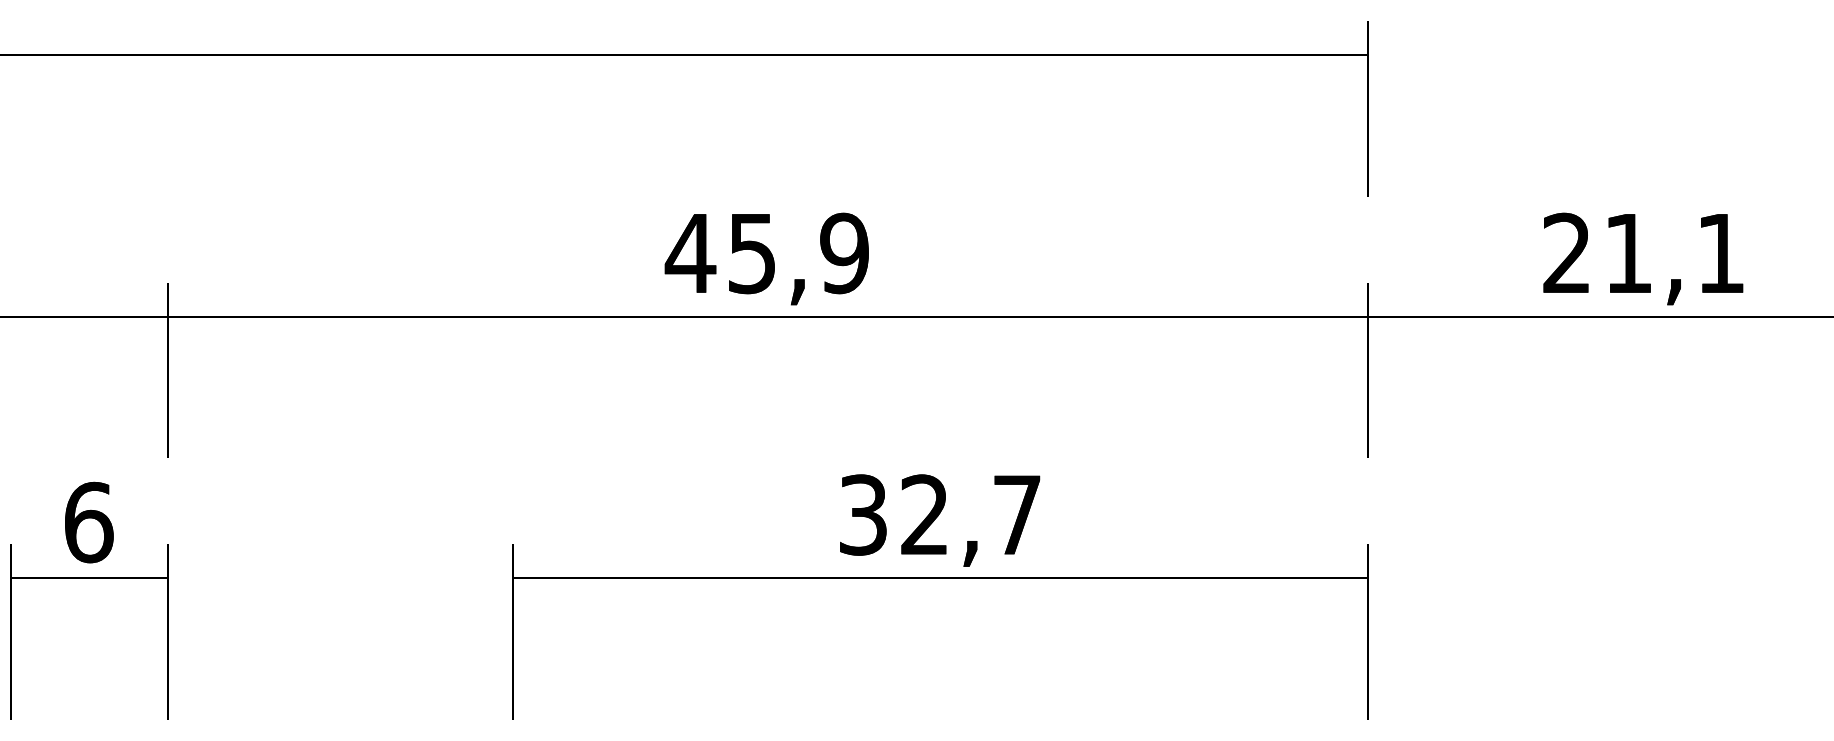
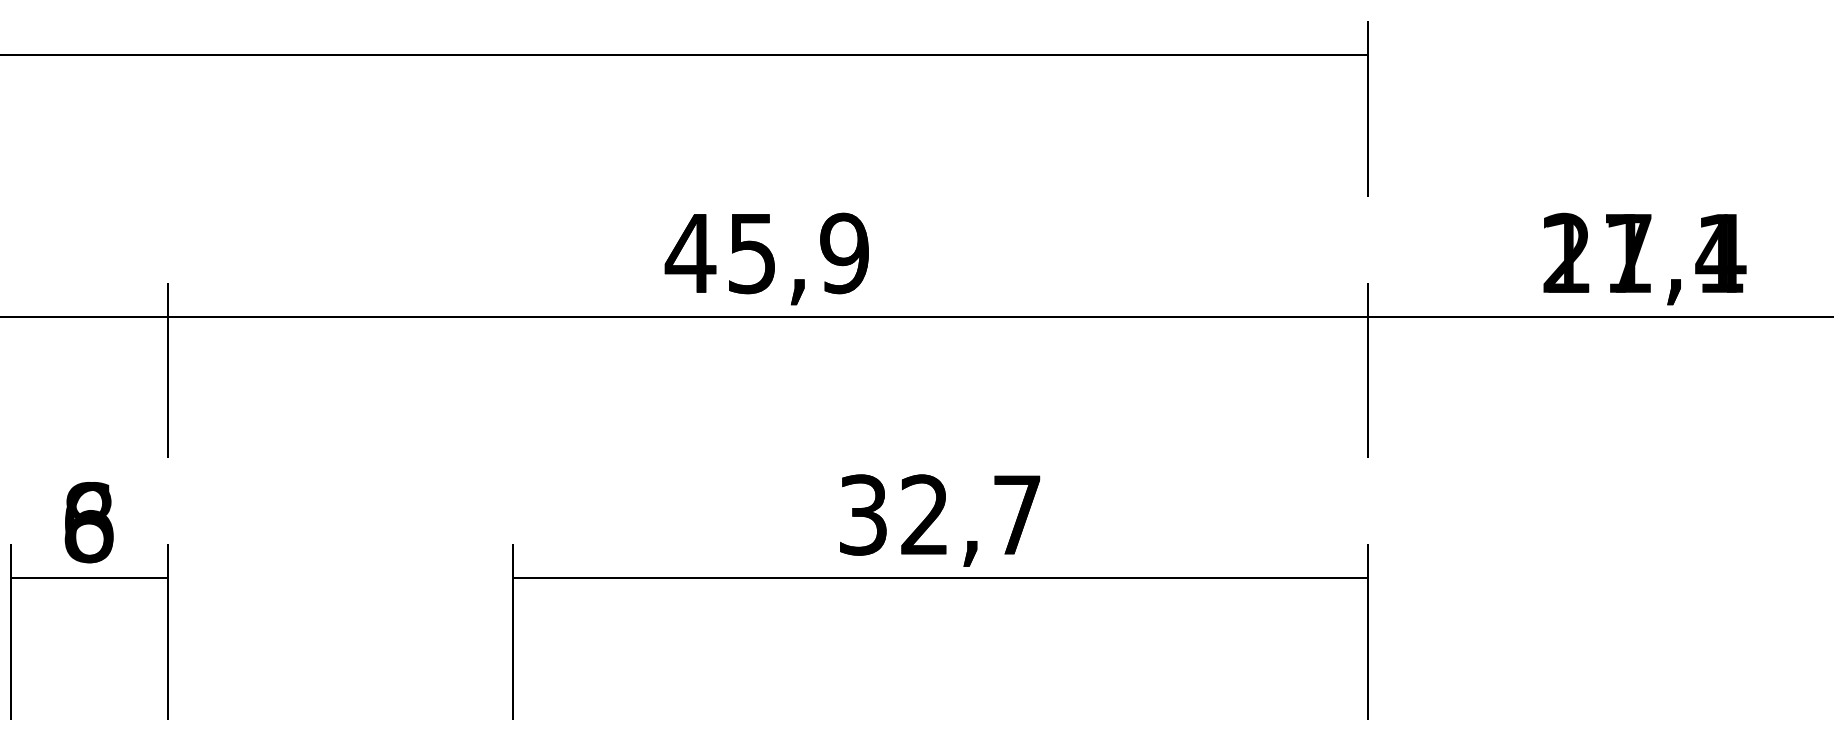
text: 21,1 -> 17,4 (1644, 252)
text: 6 -> 8 (88, 522)
